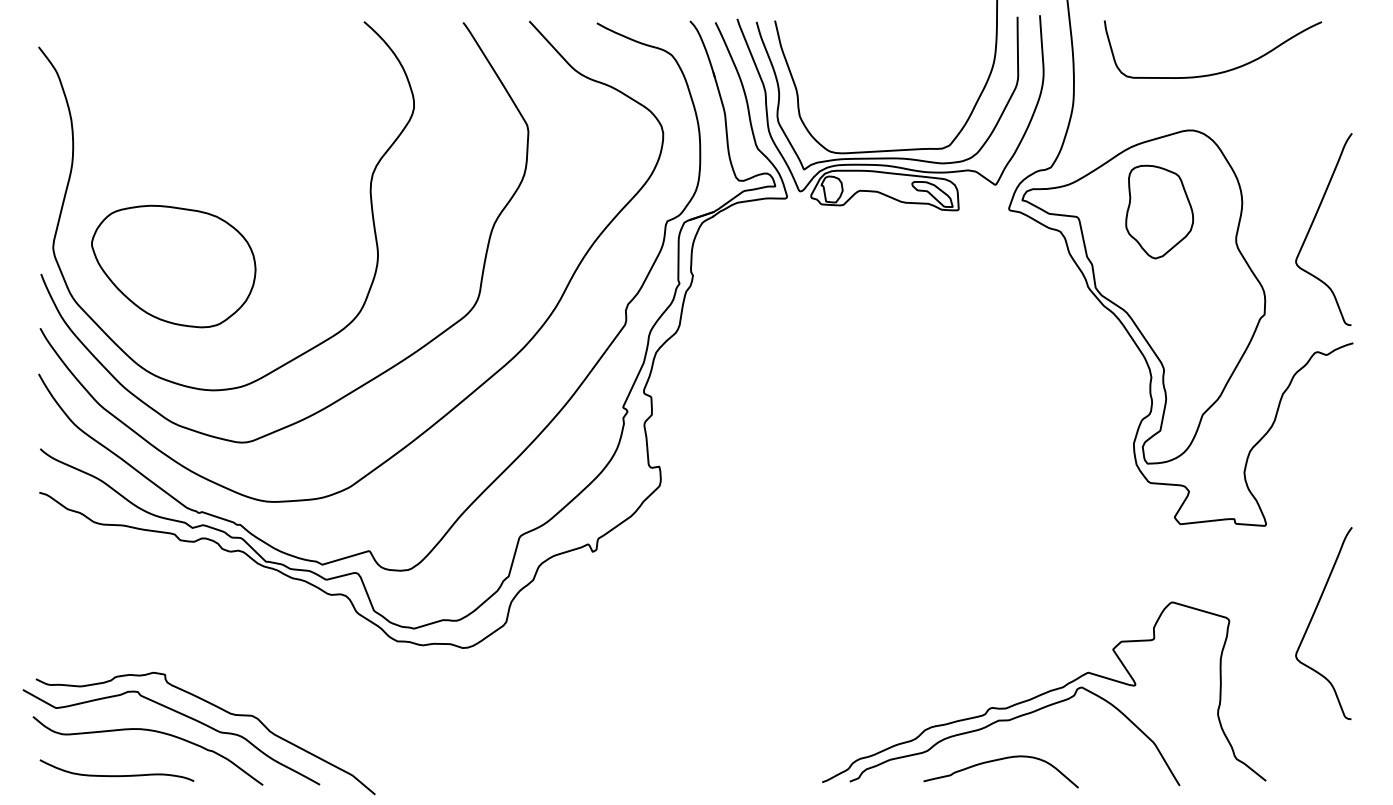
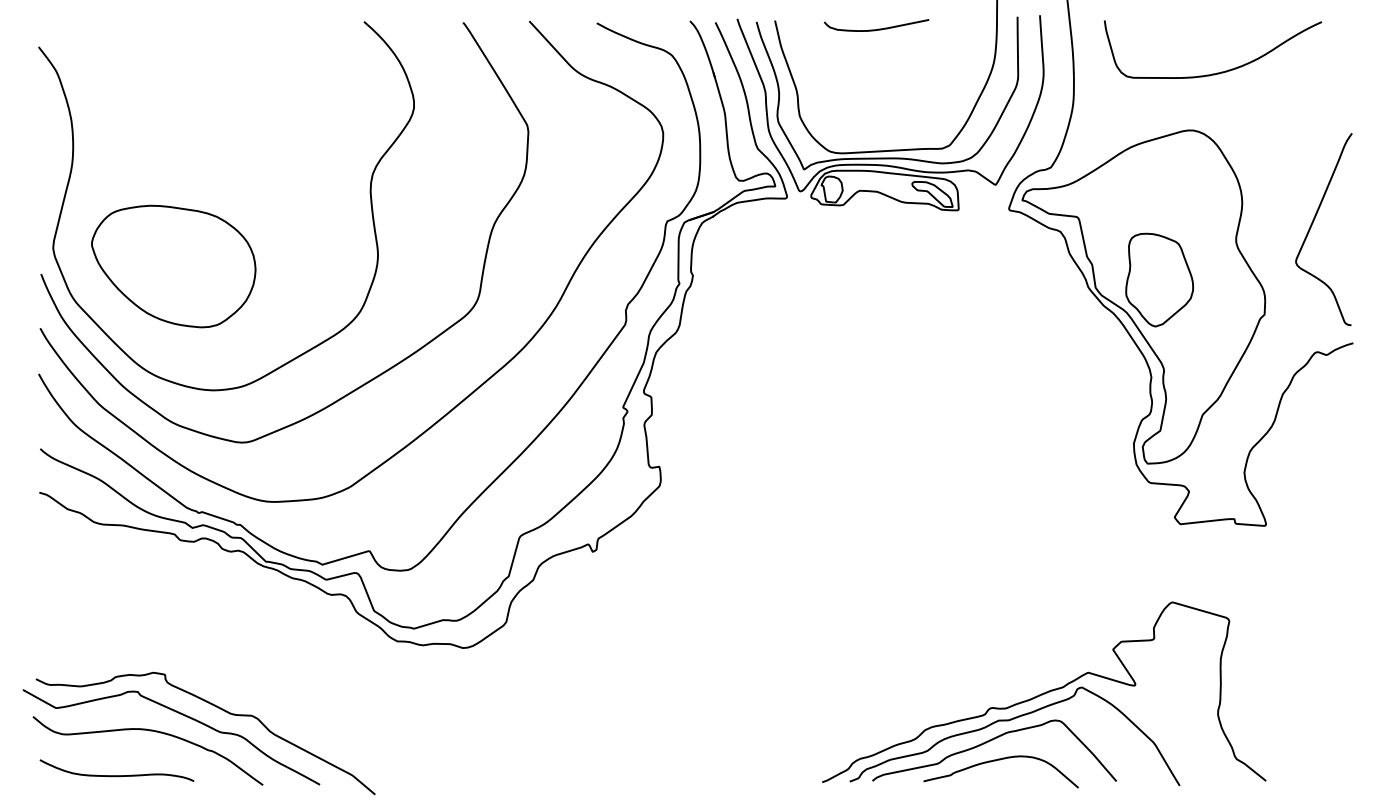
curve: none -> present (878, 28)
part position: (1159, 211) -> (1159, 279) (1159, 279)
curve: present -> none (1313, 617)
curve: none -> present (990, 741)
